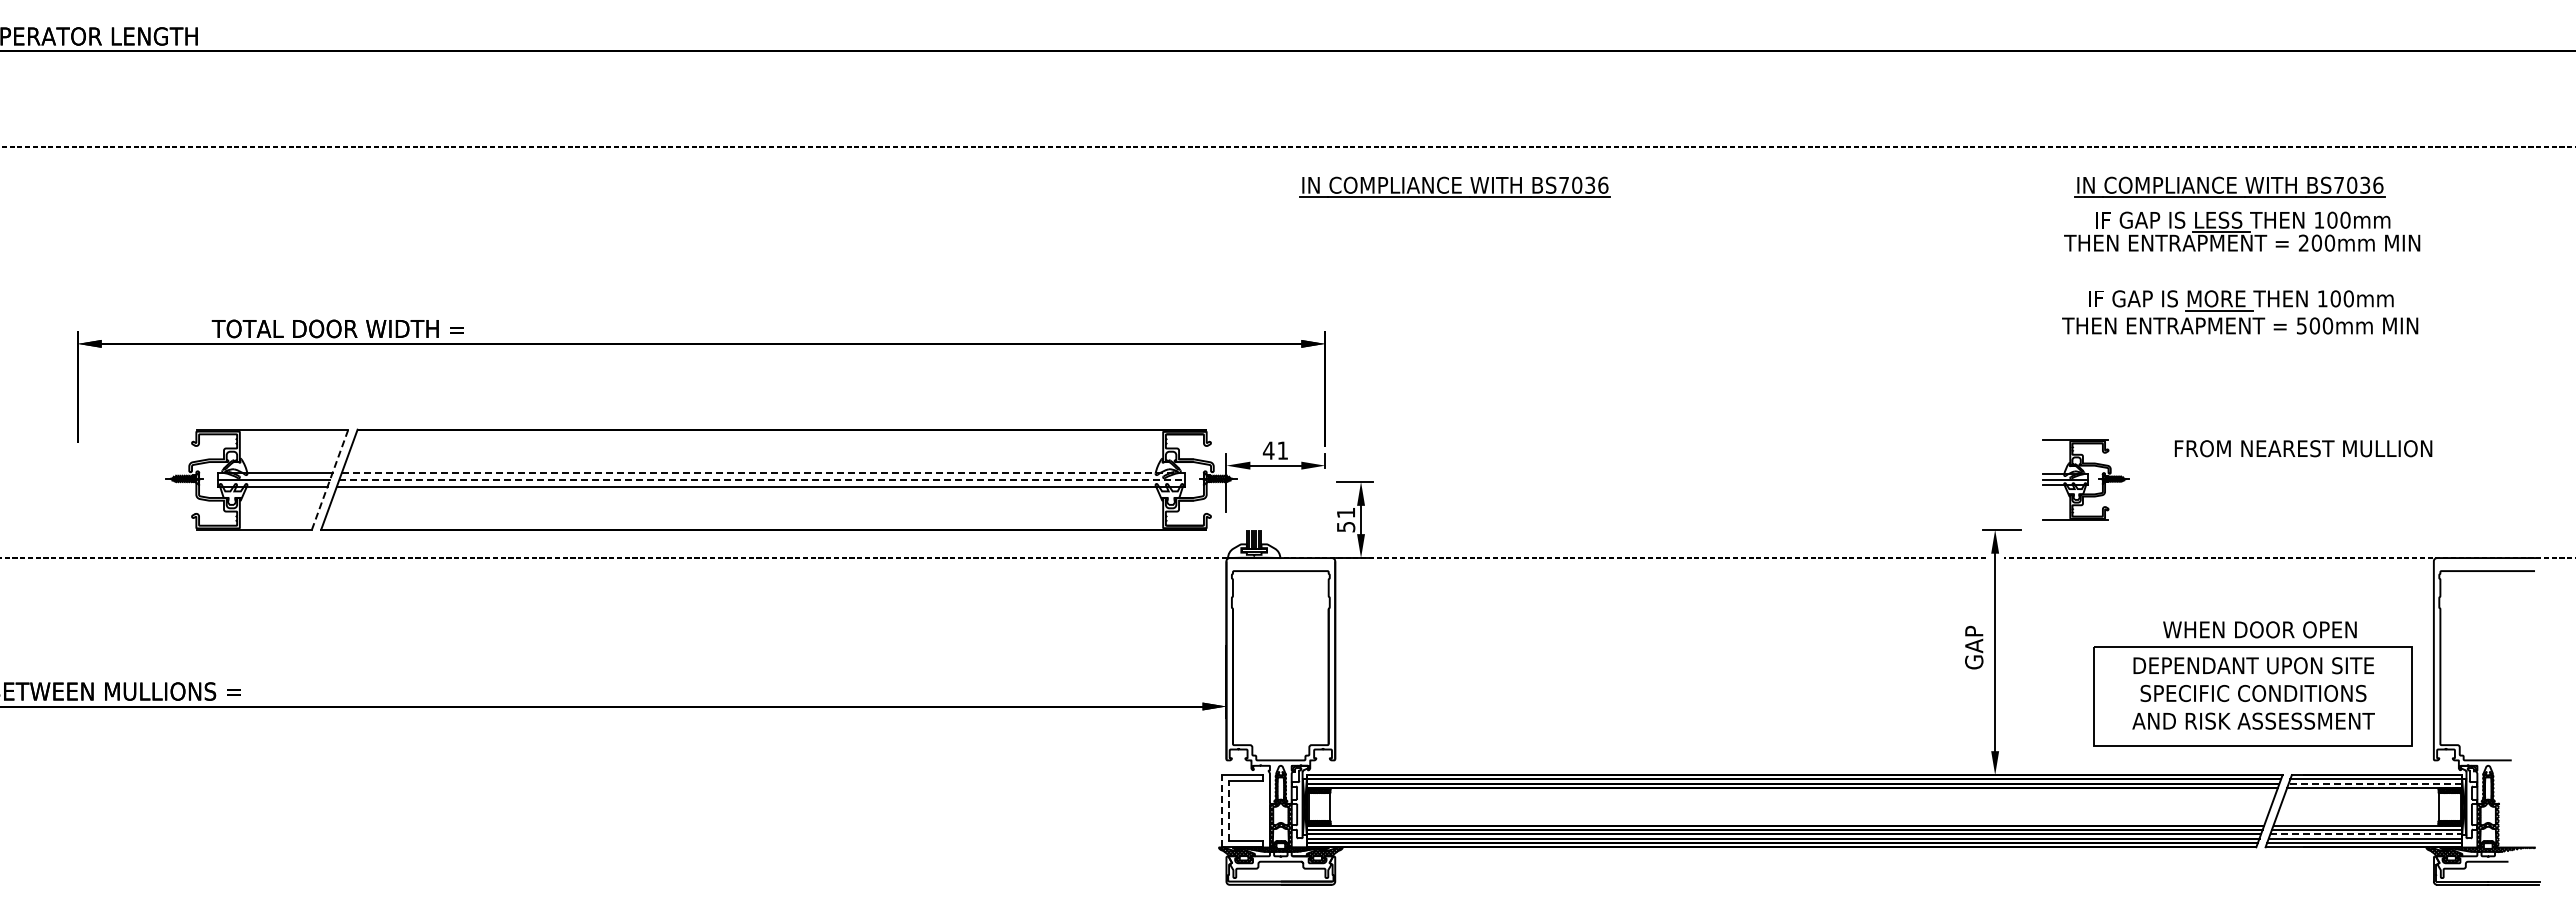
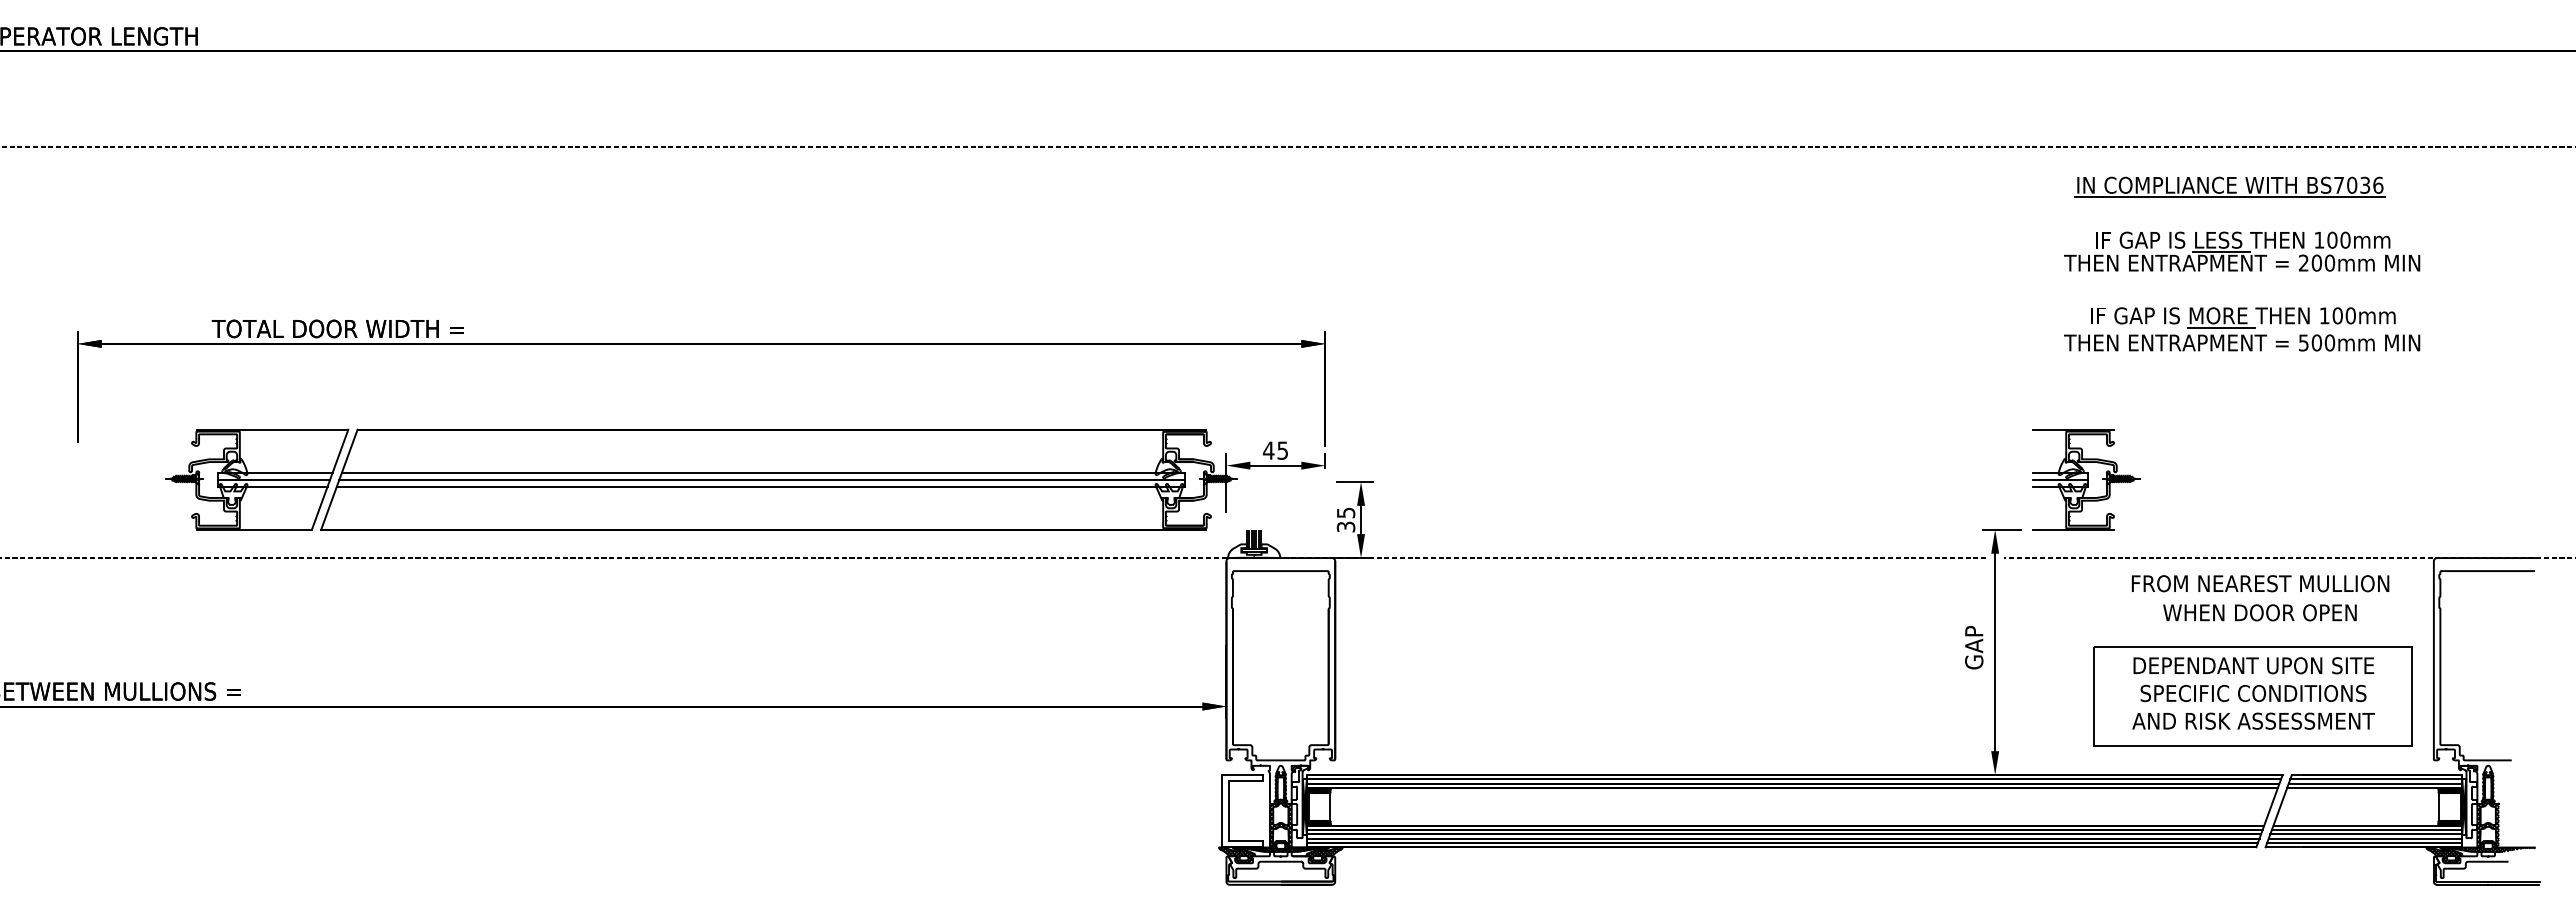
part: present -> none (1454, 186)
part position: (2242, 231) -> (2242, 251) (2242, 251)
part position: (2240, 312) -> (2242, 329) (2242, 329)
text position: (2303, 448) -> (2260, 583) (2260, 583)
text: 41 -> 45 (1282, 450)
line: dashed -> solid (763, 472)
line: dashed -> solid (330, 479)
line: dashed -> solid (762, 479)
part size: 88x82 px -> 109x102 px (2086, 479)
text: 51 -> 35 (1345, 519)
text position: (2259, 629) -> (2259, 612) (2259, 612)
line: dashed -> solid (2375, 783)
line: dashed -> solid (1221, 810)
line: dashed -> solid (1228, 810)
line: dashed -> solid (2366, 834)
